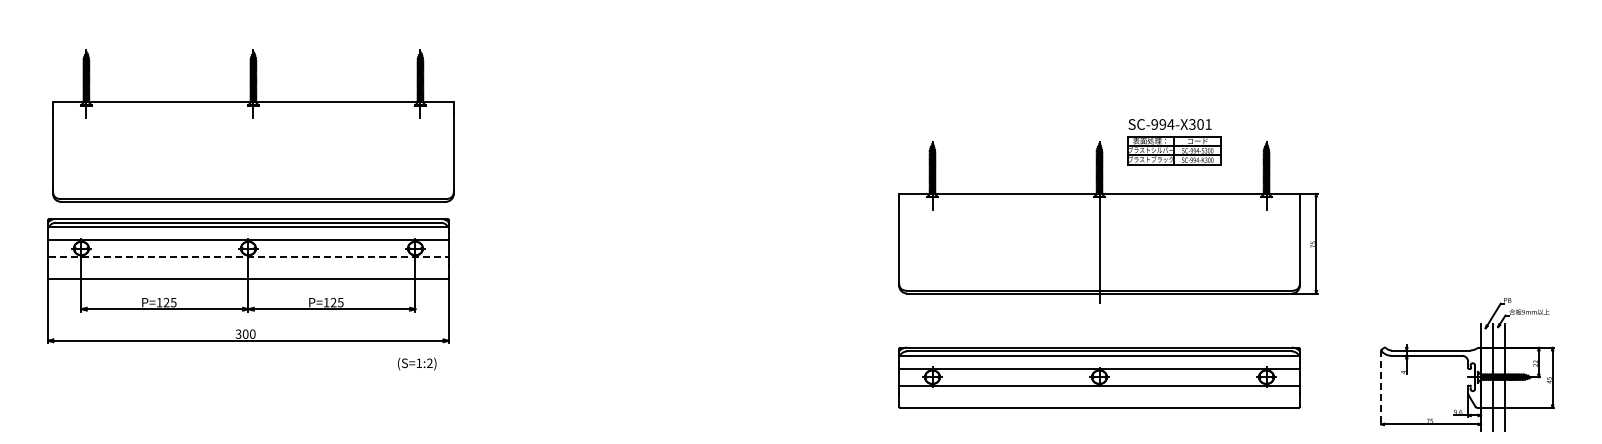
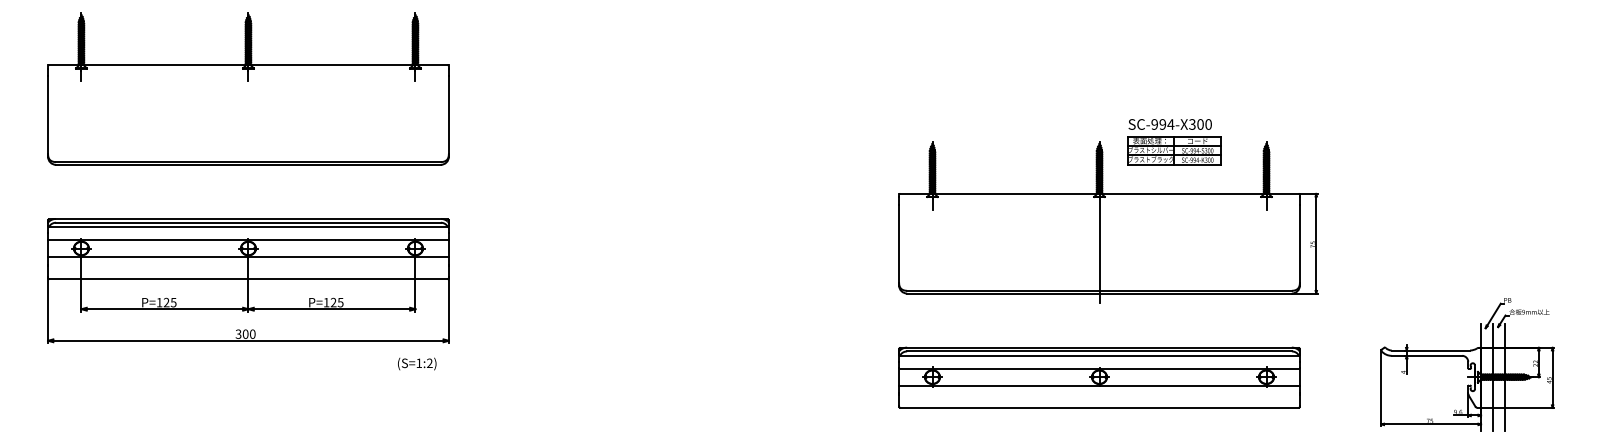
text: SC-994-X301 -> SC-994-X300 (1208, 124)
part position: (253, 125) -> (248, 88) (248, 88)
line: dashed -> solid (248, 256)
line: dashed -> solid (1381, 388)
